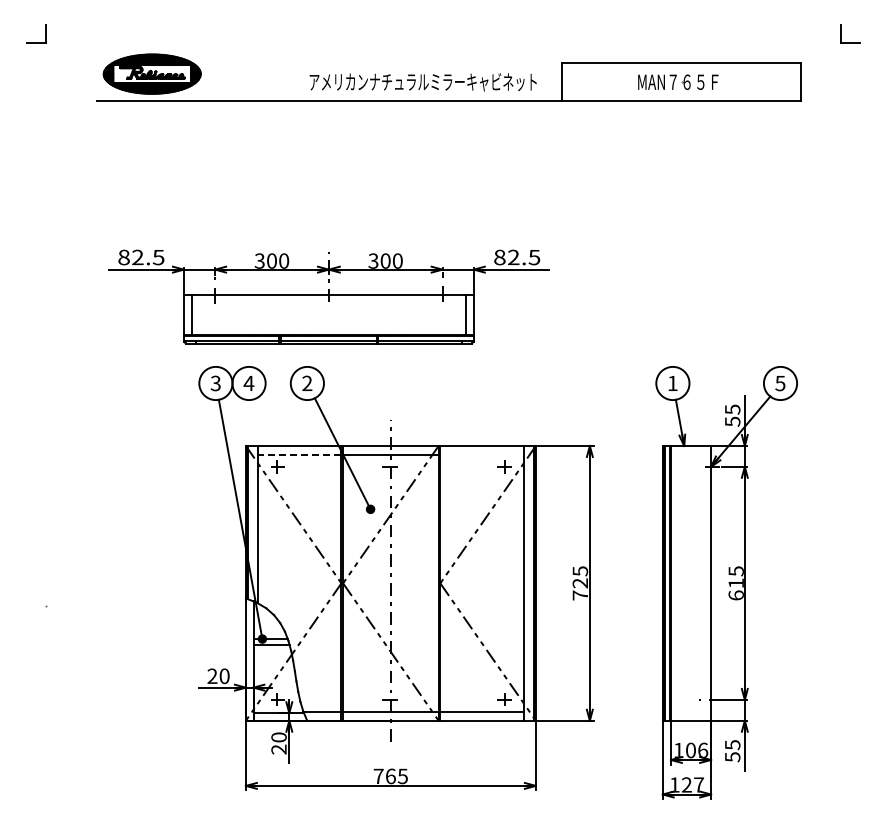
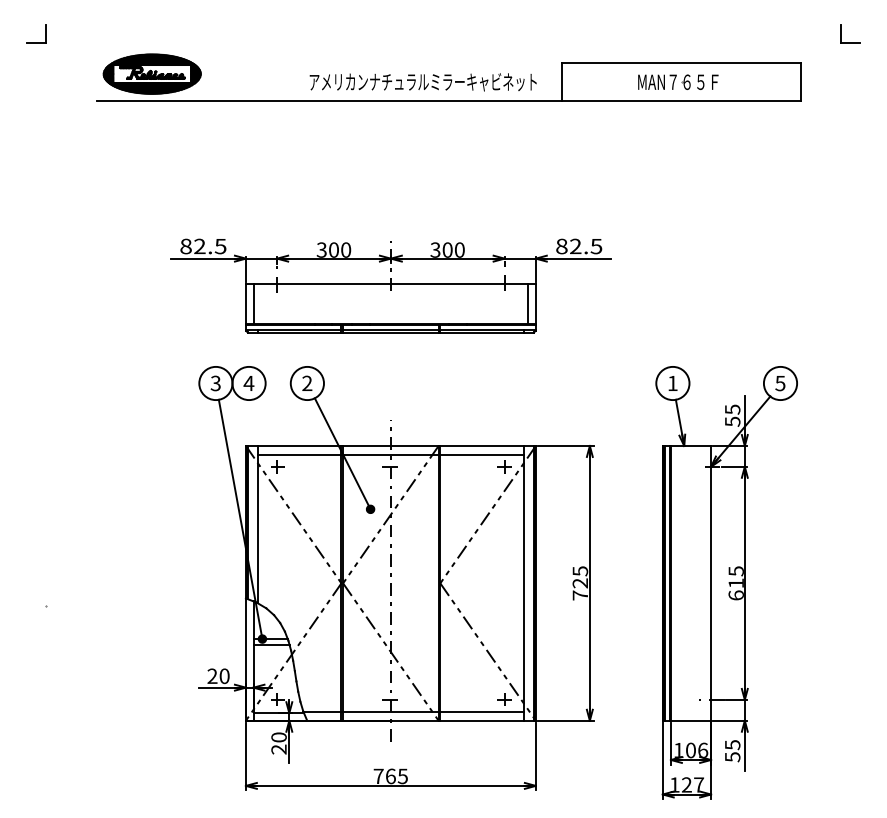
part position: (328, 296) -> (390, 285) (390, 285)
line: dashed -> solid (299, 455)
line: none -> present (481, 455)
